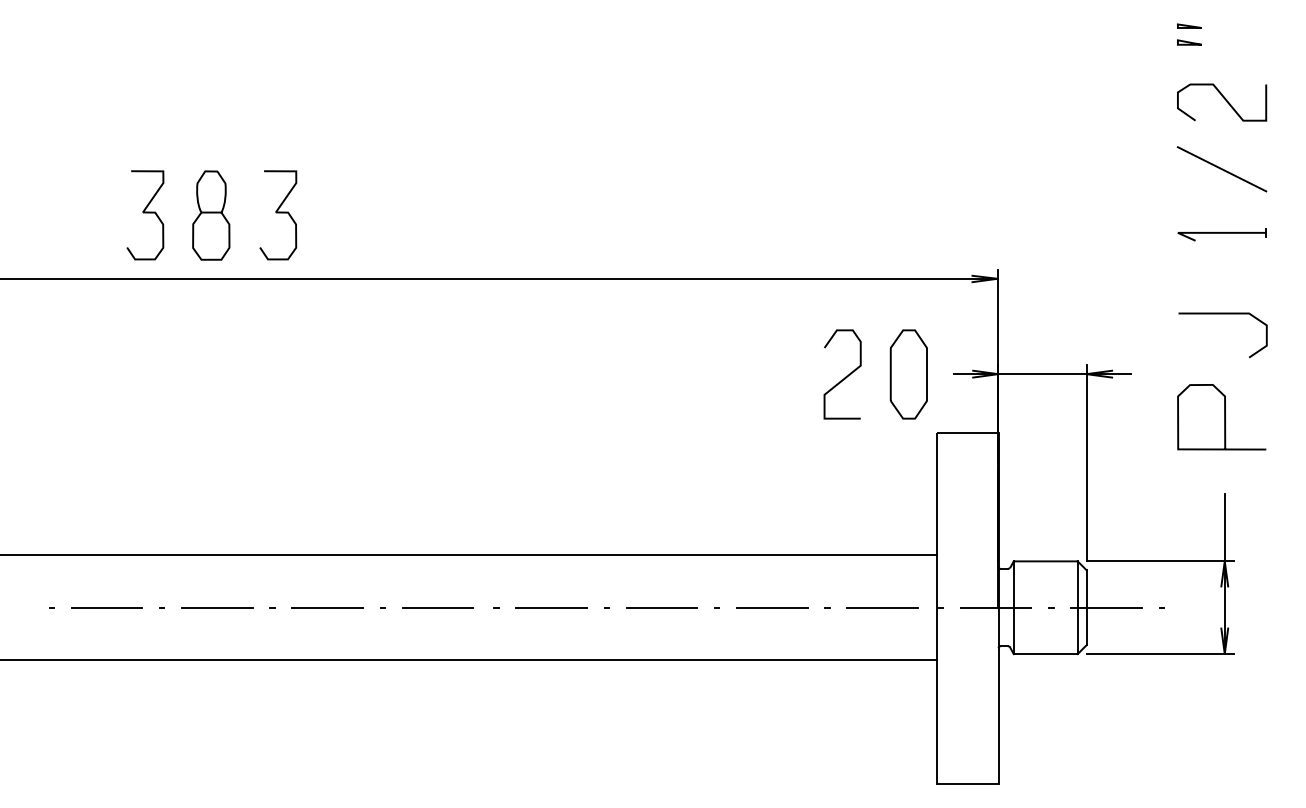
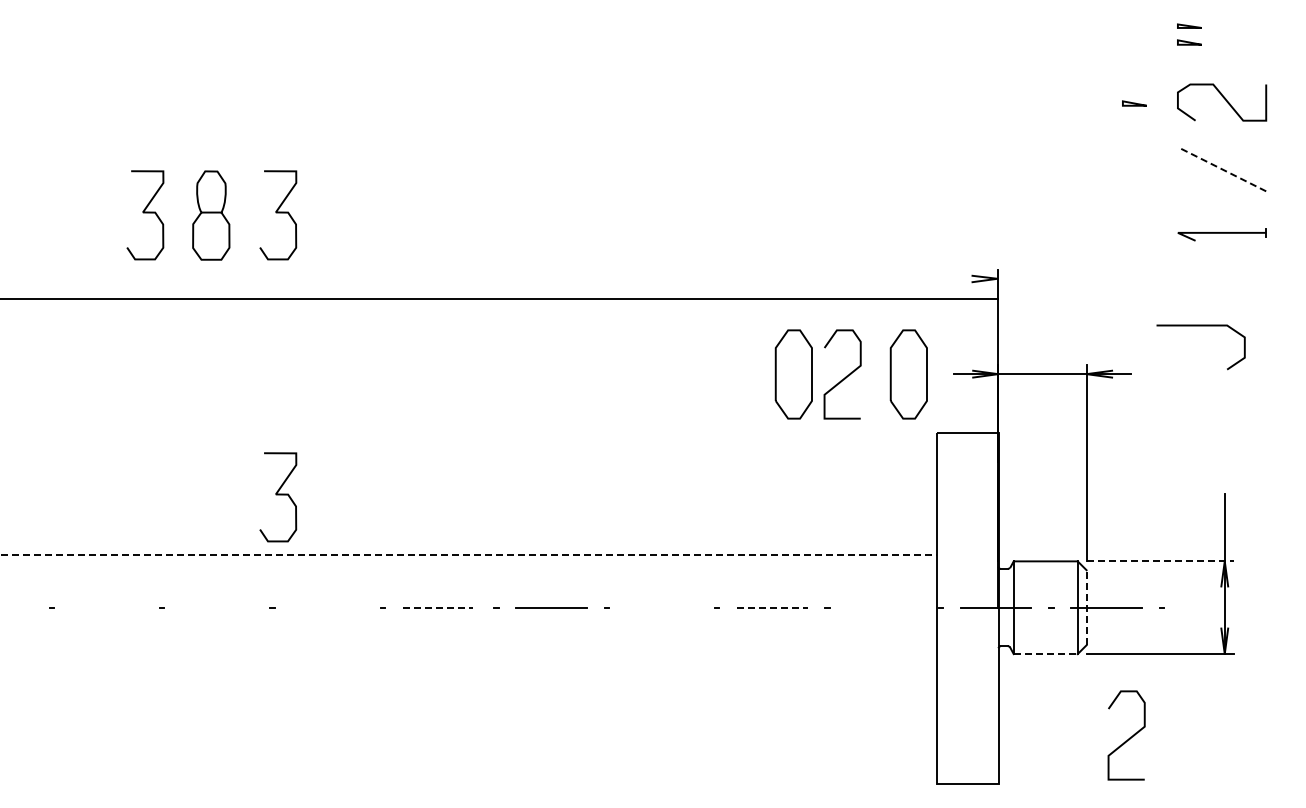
part: none -> present (1134, 103)
line: solid -> dashed (1221, 169)
line position: (499, 278) -> (499, 298) (499, 298)
line position: (1222, 314) -> (1200, 326) (1200, 326)
part: none -> present (793, 374)
curve: present -> none (1224, 417)
curve: none -> present (278, 495)
line: solid -> dashed (468, 554)
line: solid -> dashed (1160, 561)
line: present -> none (106, 607)
line: present -> none (217, 607)
line: present -> none (327, 607)
line: solid -> dashed (438, 607)
line: present -> none (661, 607)
line: solid -> dashed (772, 607)
line: present -> none (882, 607)
line: solid -> dashed (1086, 607)
line: solid -> dashed (1046, 654)
line: present -> none (469, 660)
curve: none -> present (1129, 737)
